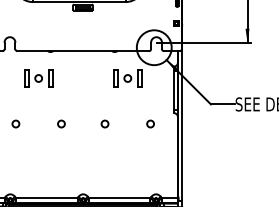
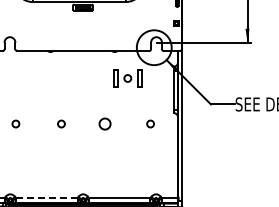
part: present -> none (38, 78)
circle size: 10x10 px -> 14x14 px (104, 123)
line: solid -> dashed (46, 198)
